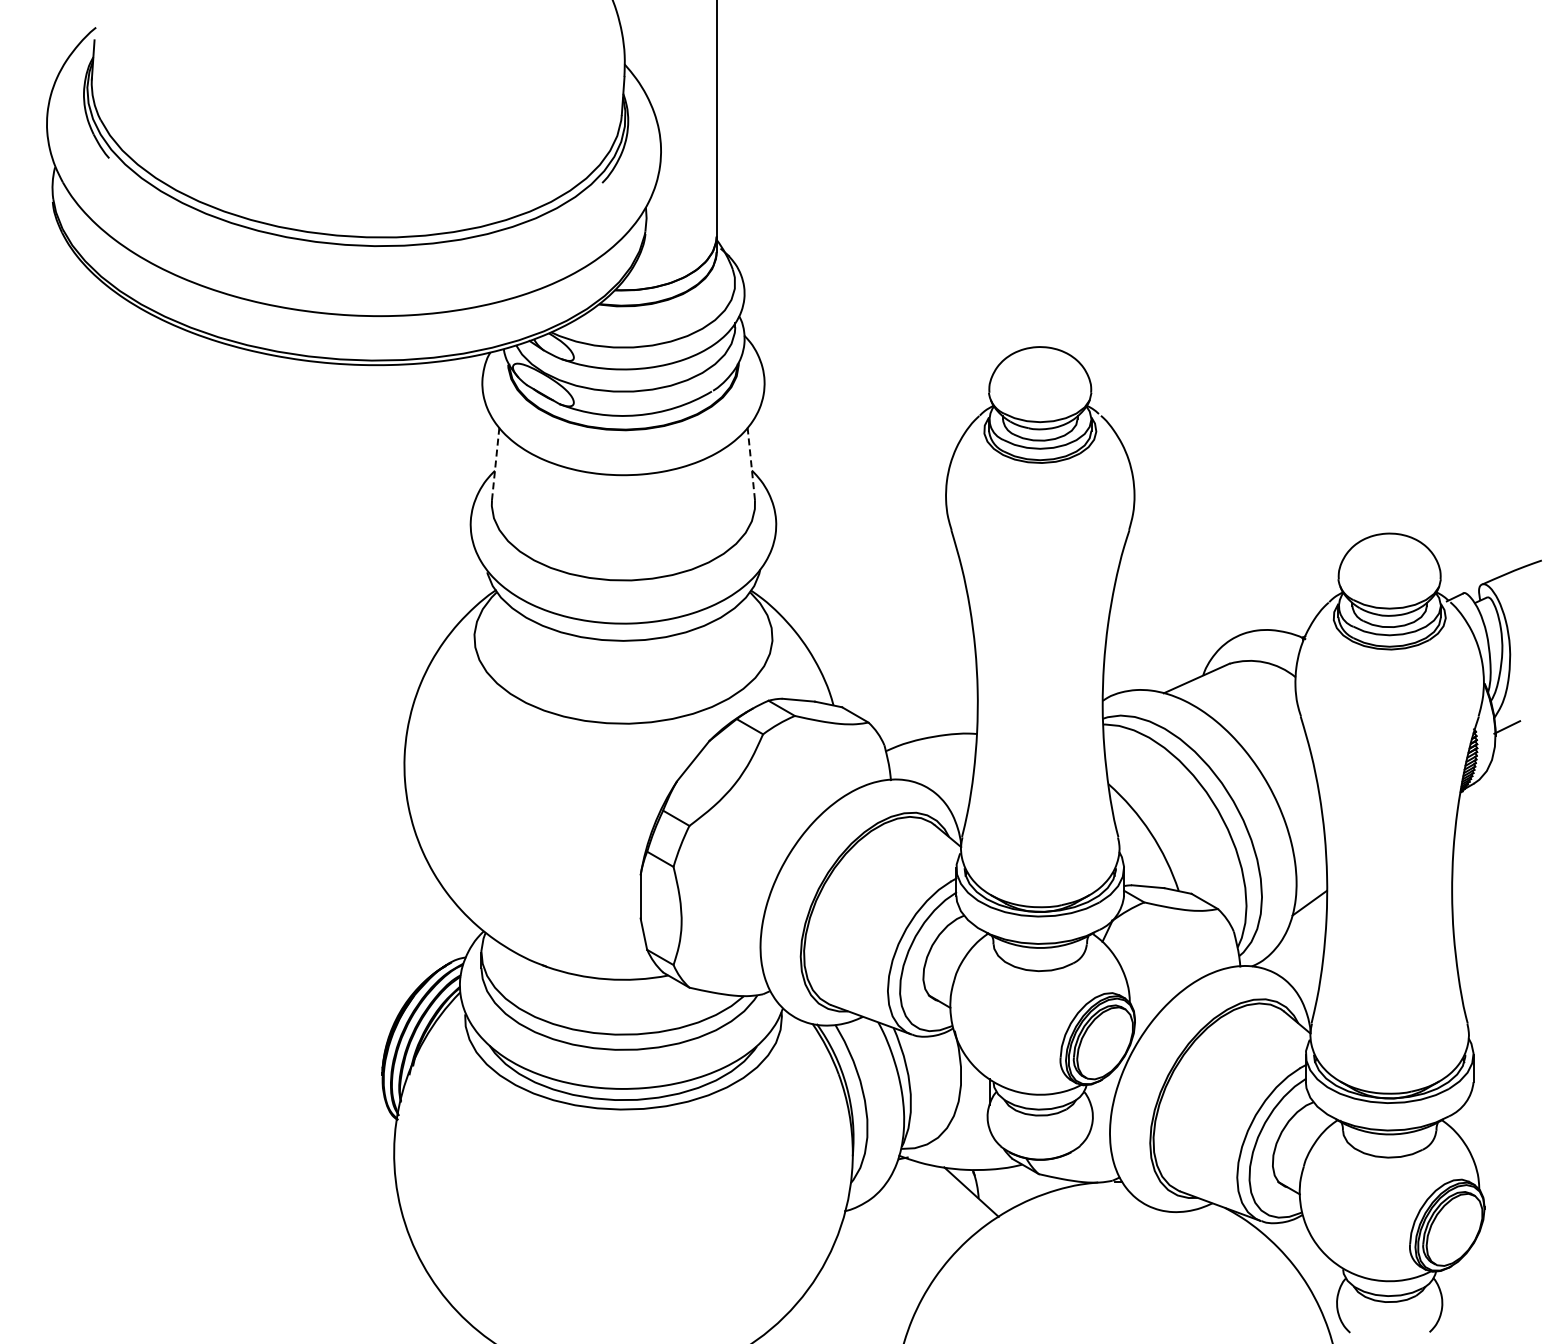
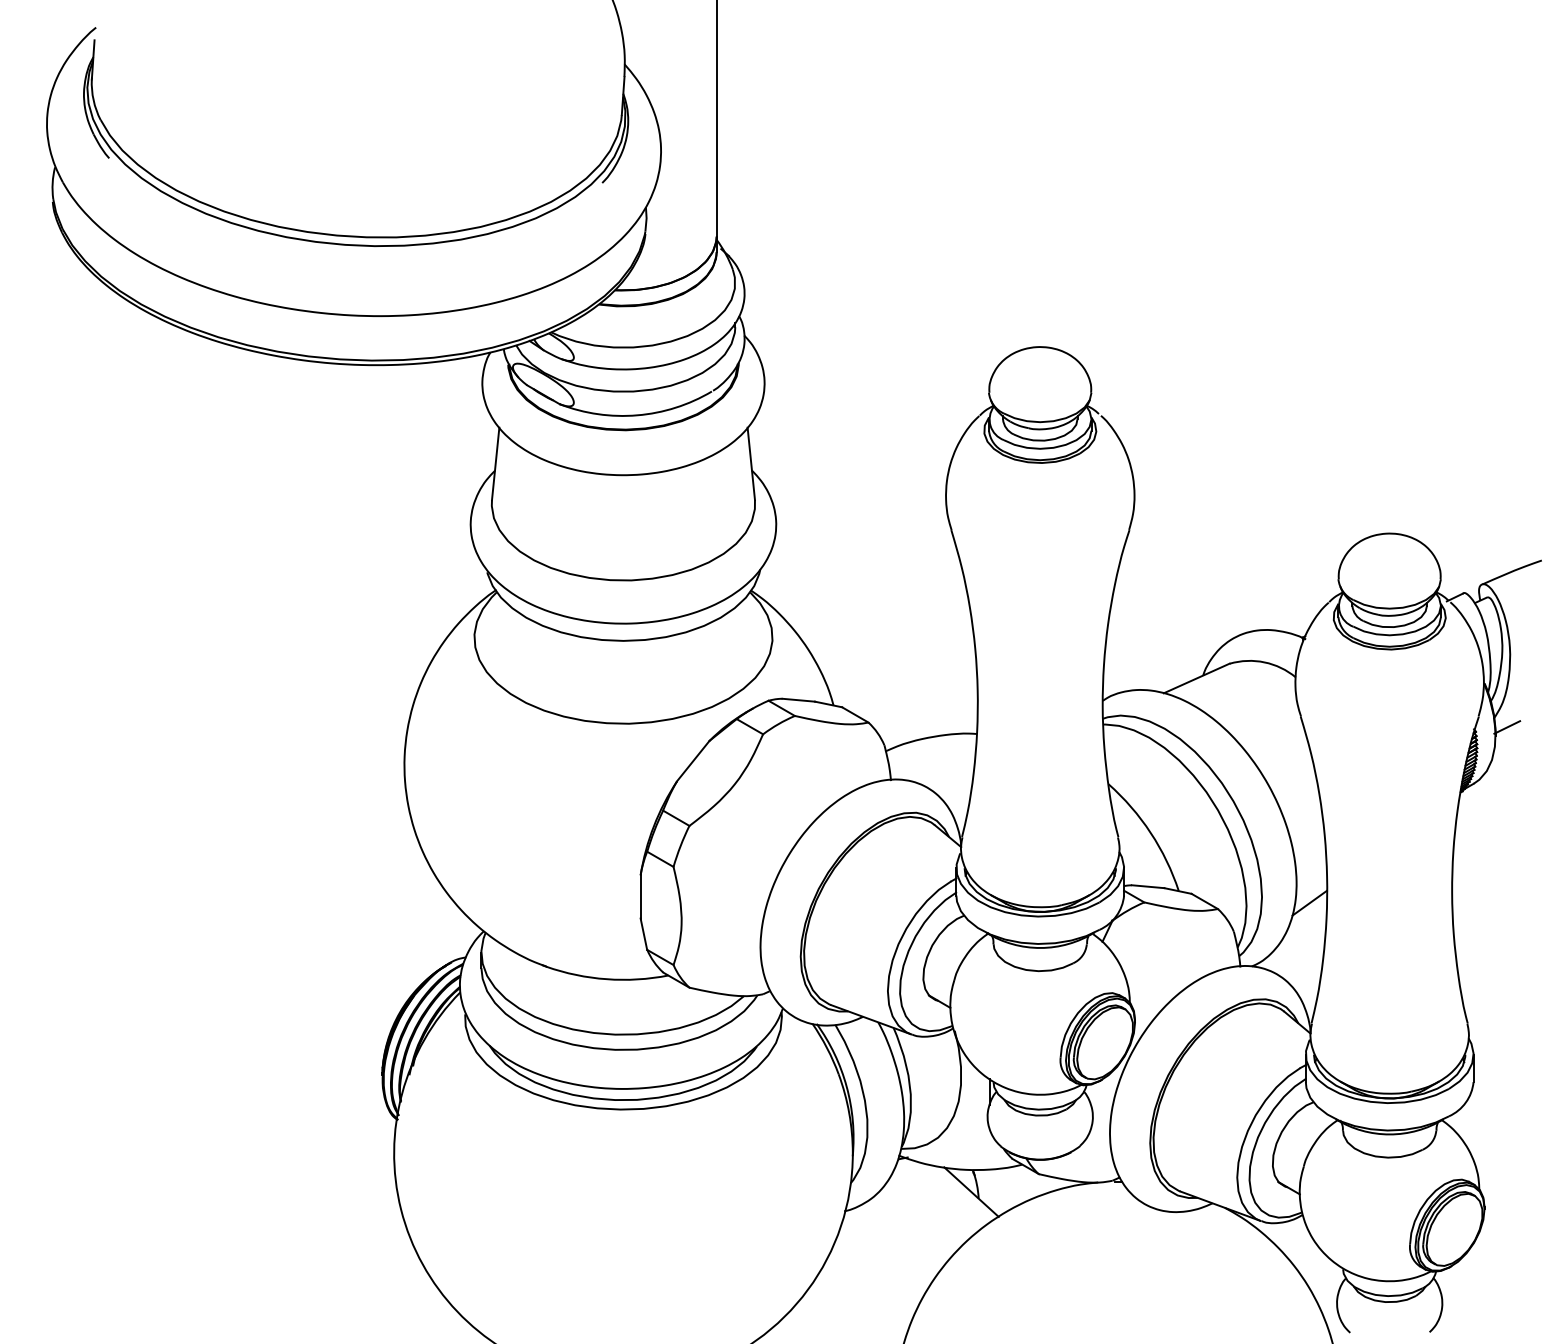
line: dashed -> solid (751, 463)
line: dashed -> solid (495, 464)
